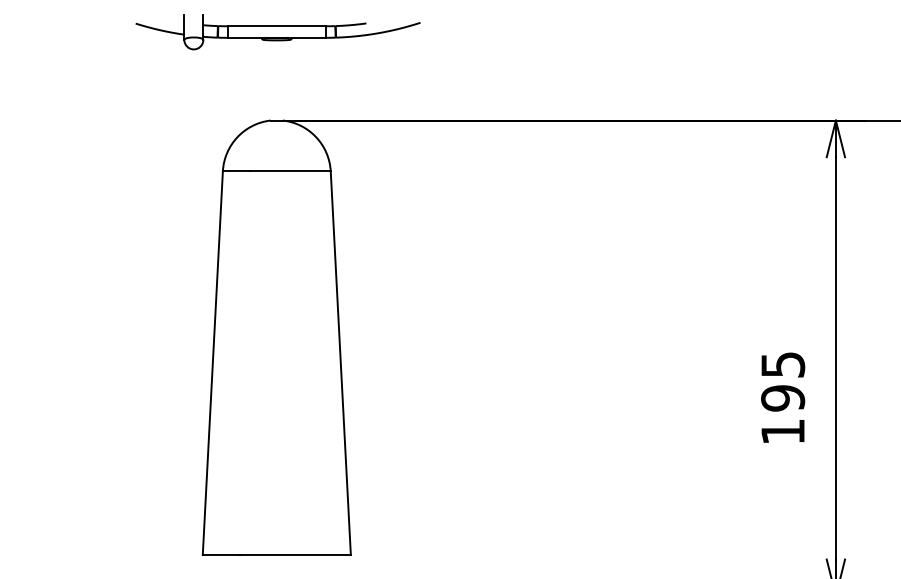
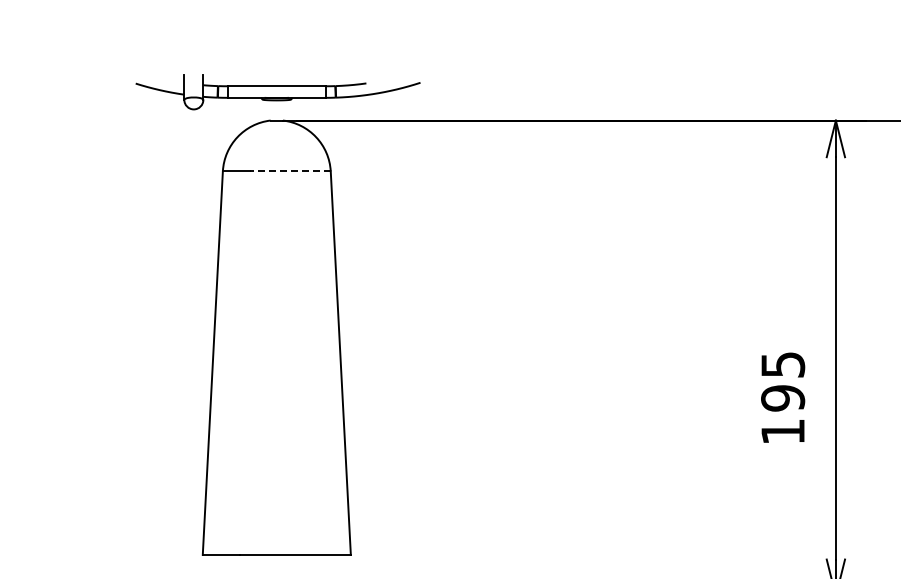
part position: (277, 32) -> (277, 92) (277, 92)
line: solid -> dashed (289, 171)
